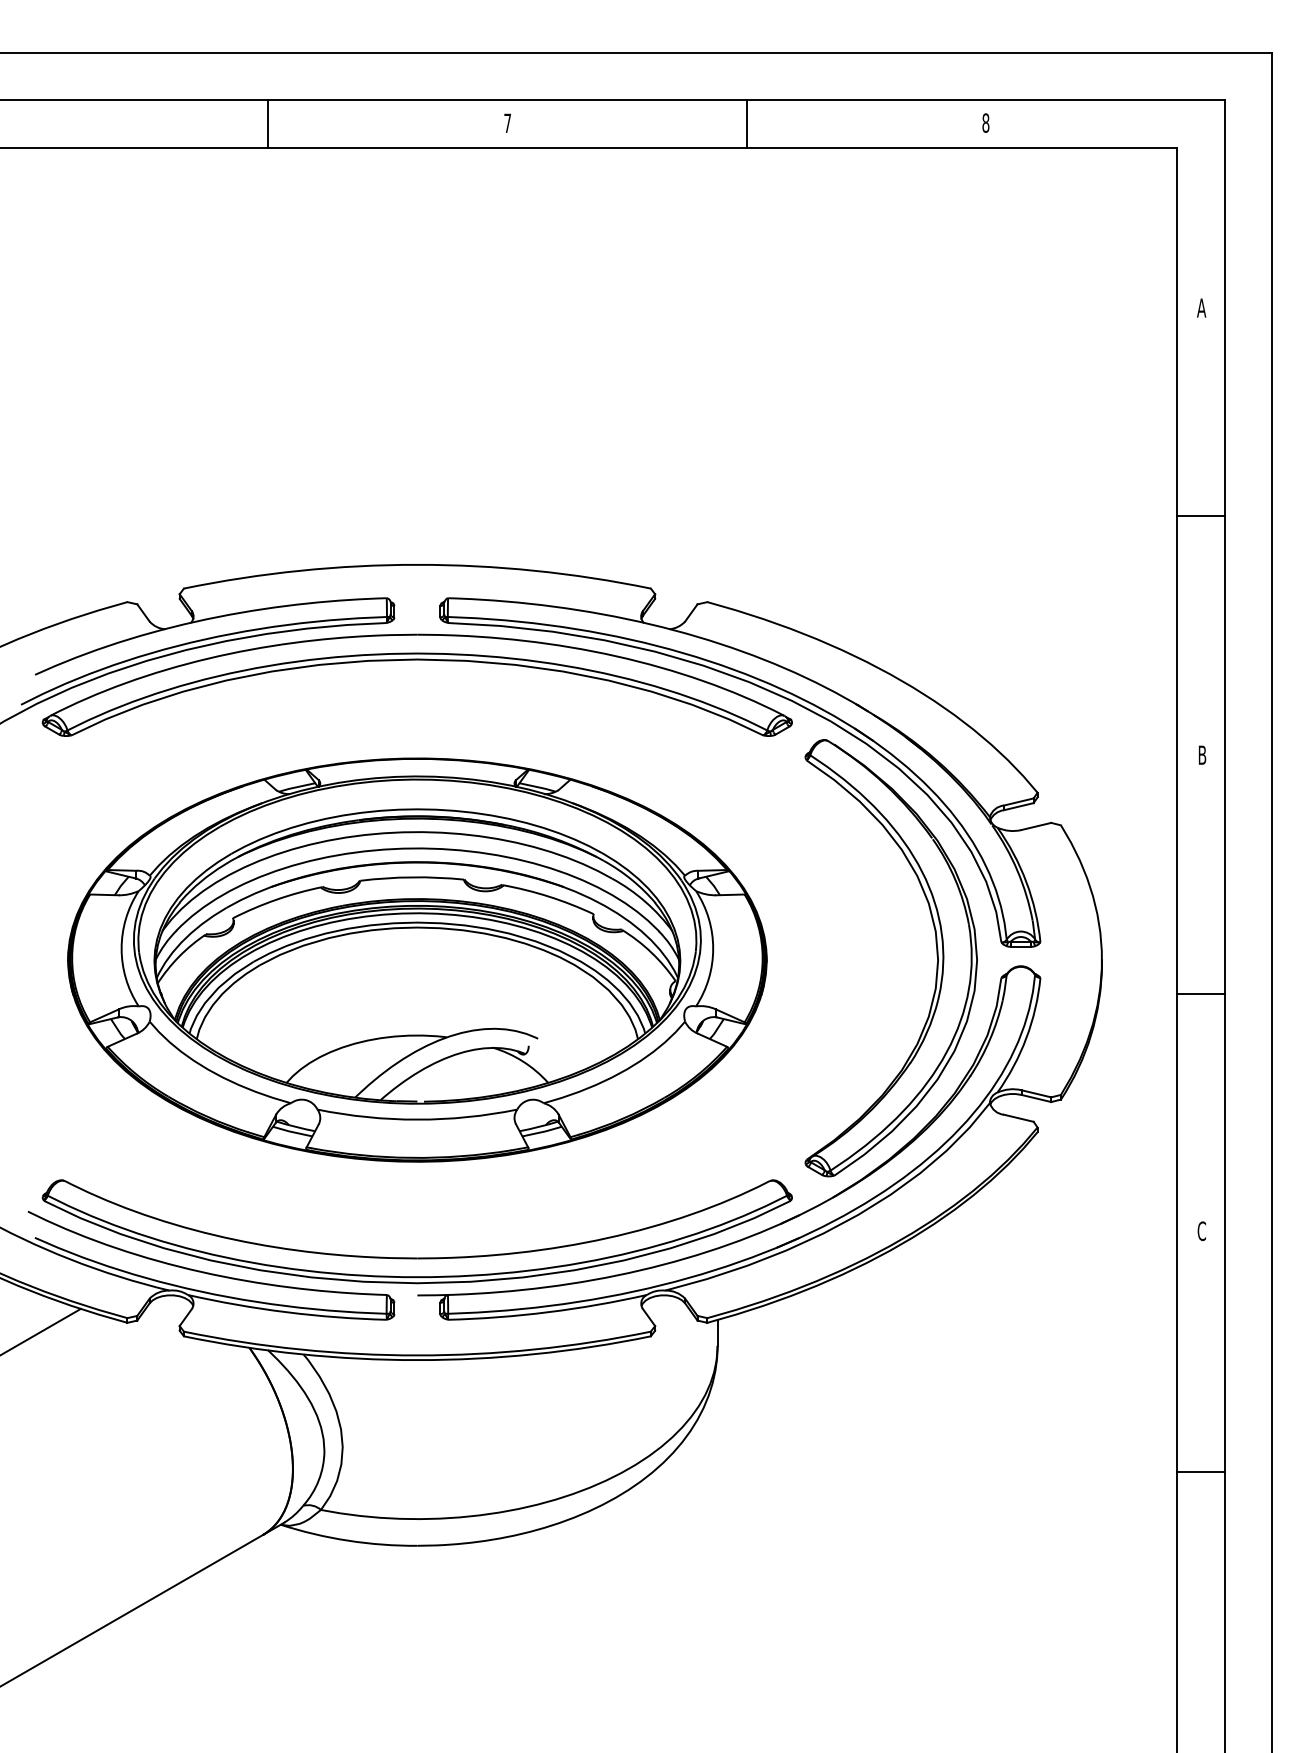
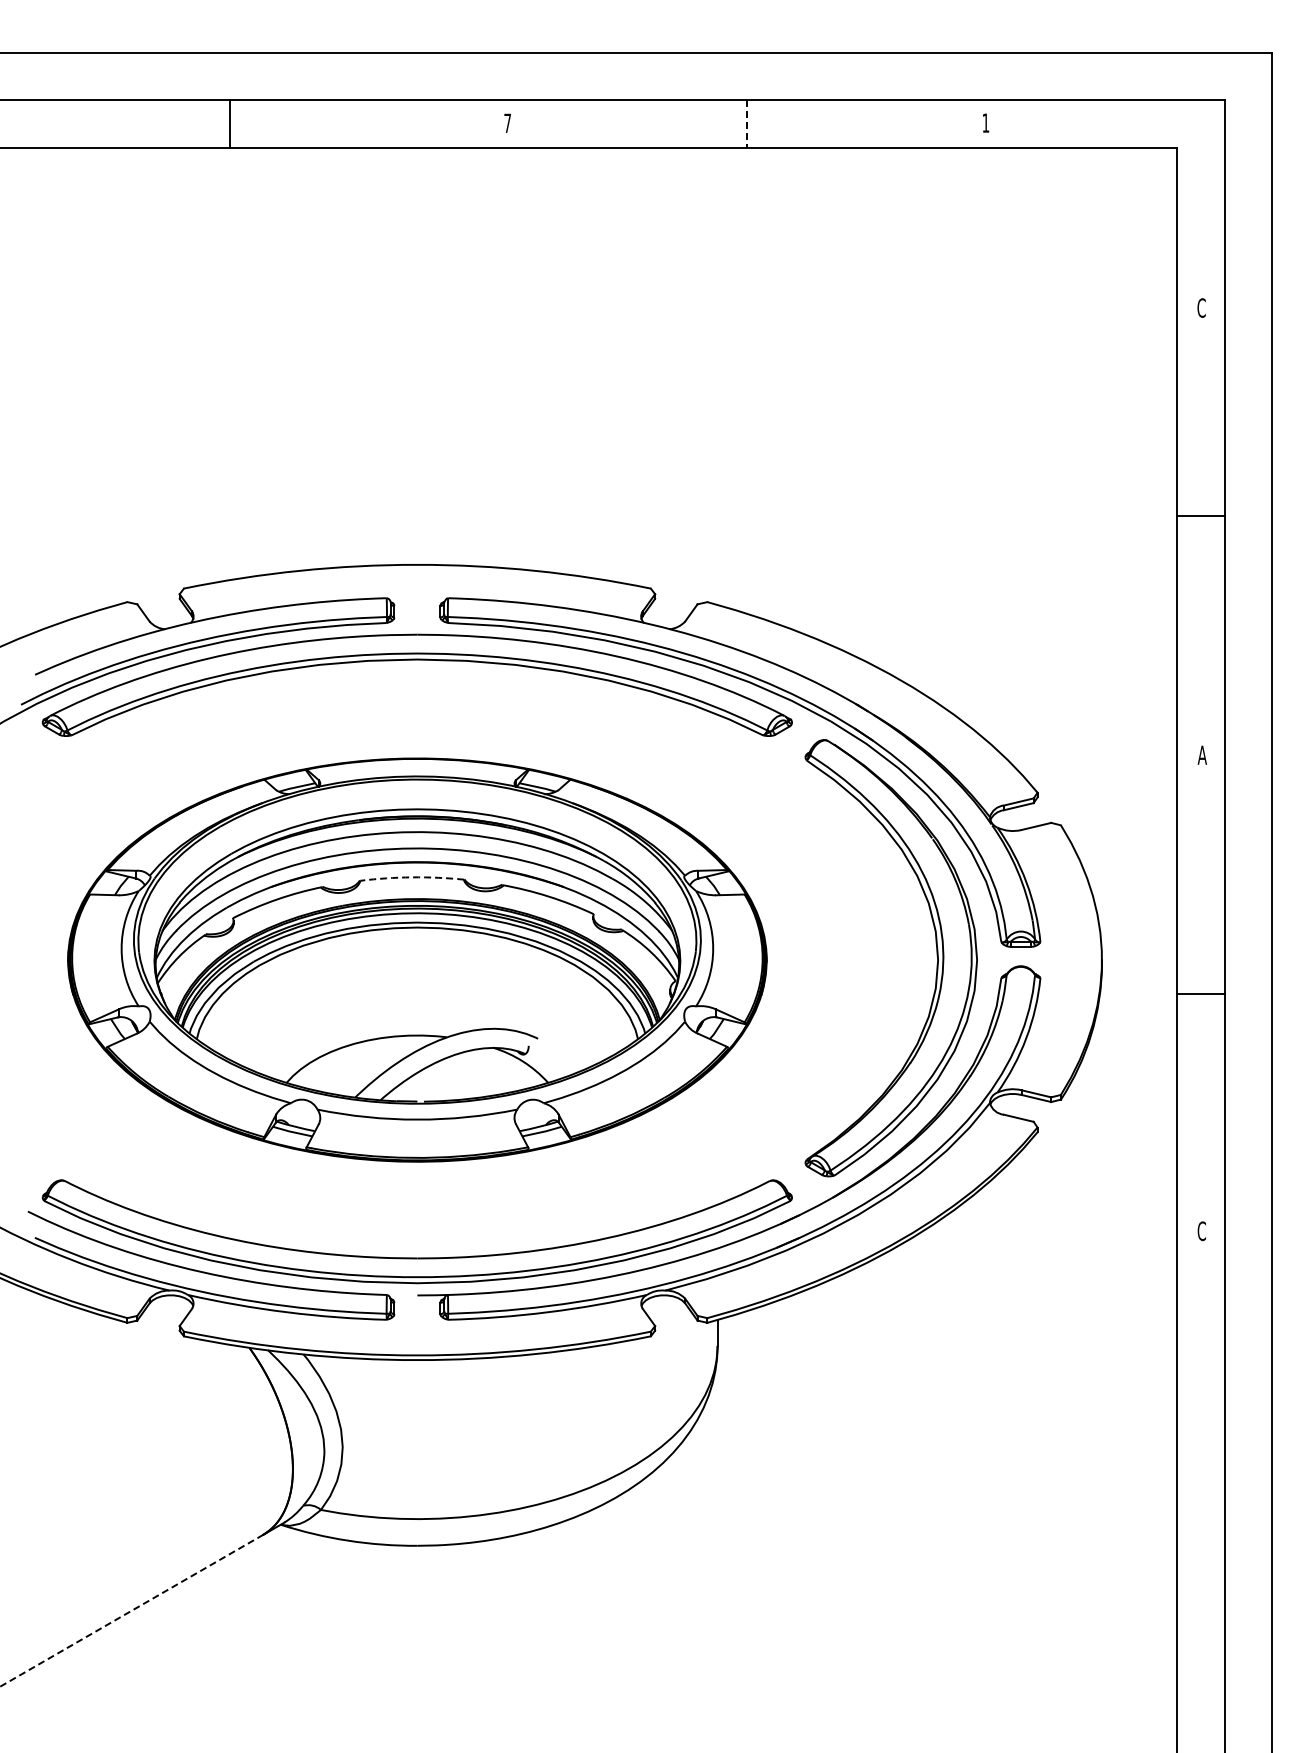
text: 8 -> 1 (985, 122)
line position: (268, 124) -> (230, 124) (230, 124)
line: solid -> dashed (746, 124)
text: A -> C (1201, 307)
text: B -> A (1201, 754)
arc: solid -> dashed (412, 877)
line: present -> none (41, 1331)
line: present -> none (1200, 1472)
line: solid -> dashed (131, 1610)
